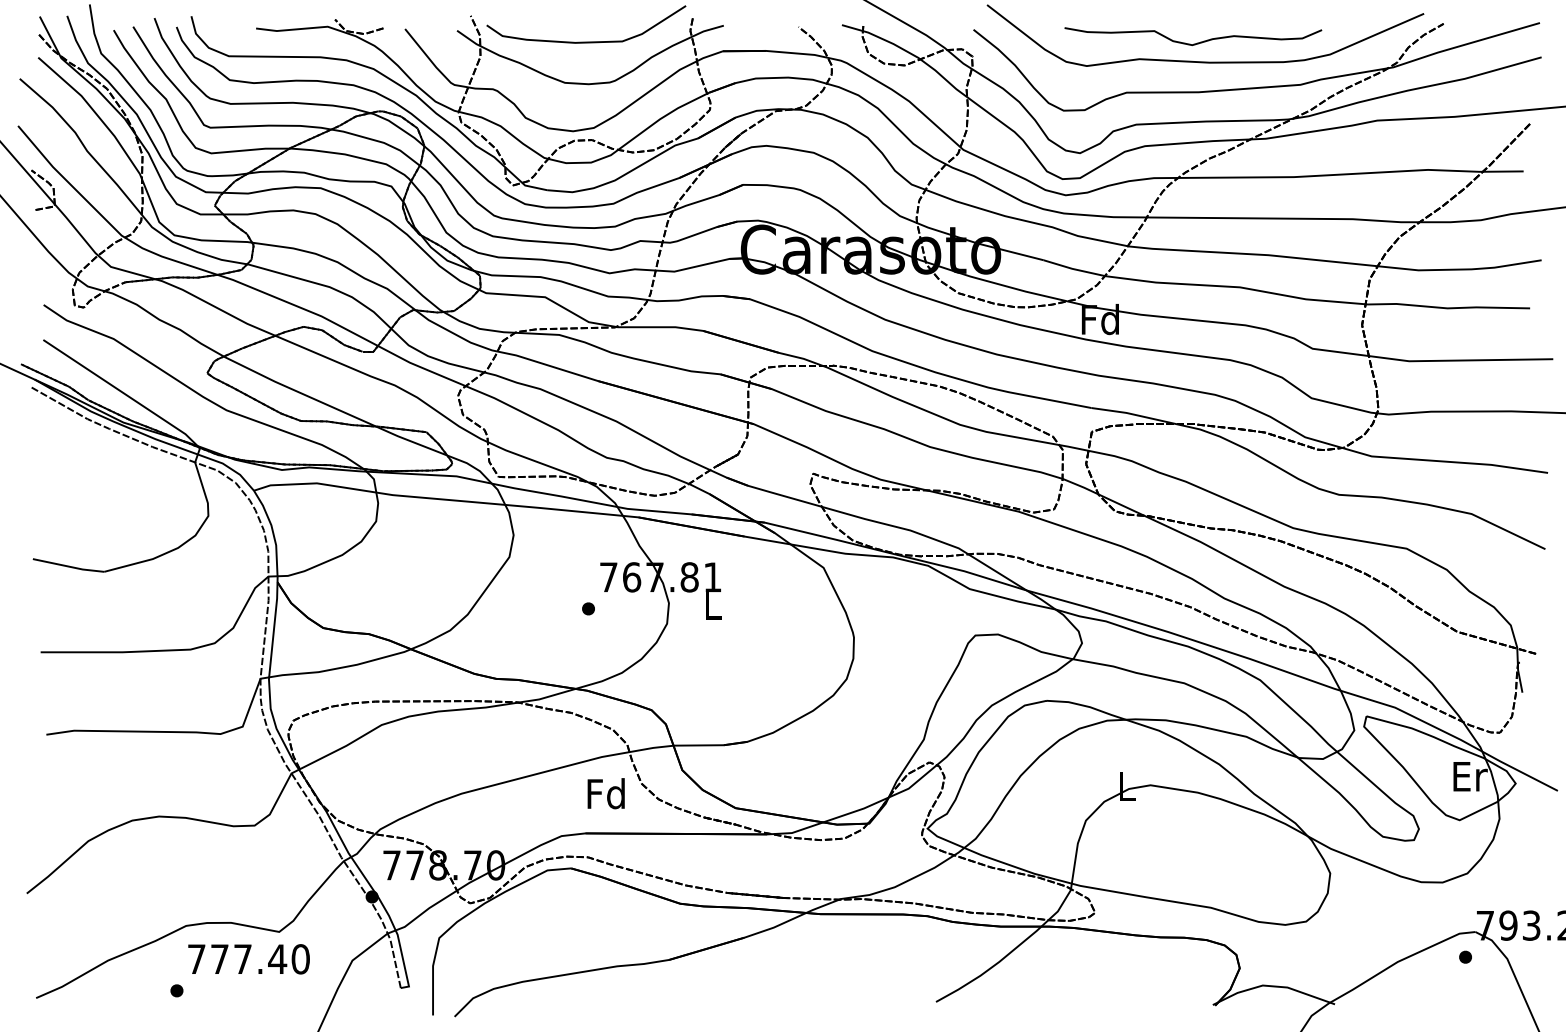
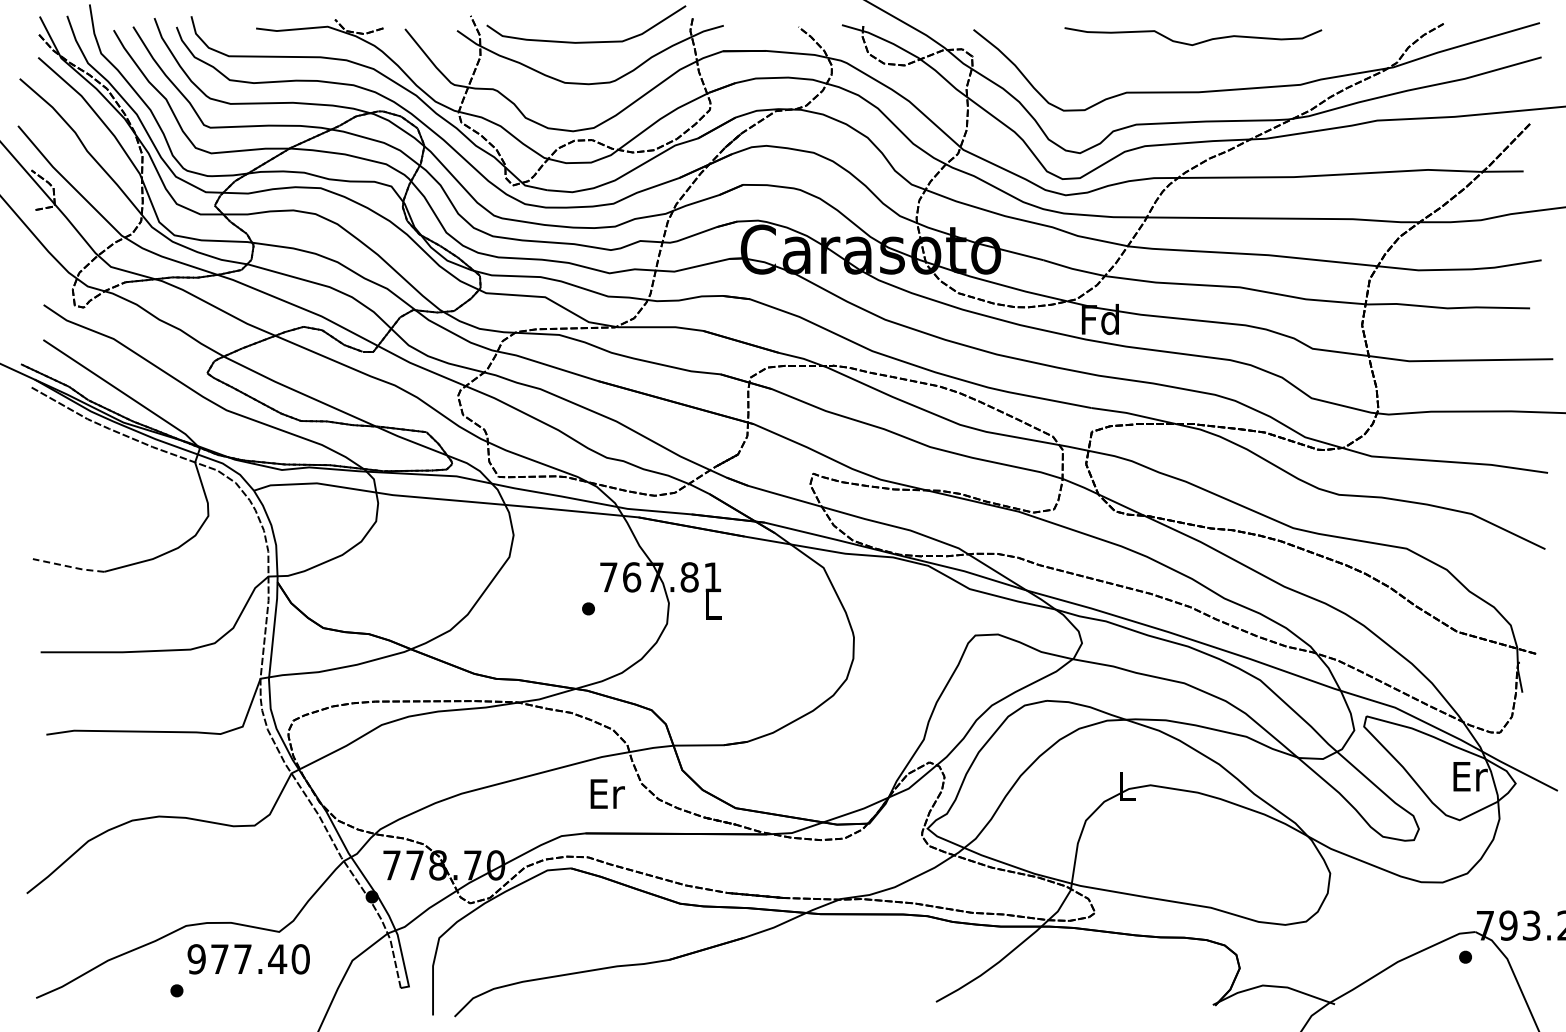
curve: present -> none (1205, 61)
line: solid -> dashed (69, 566)
text: Fd -> Er (605, 793)
text: 777.40 -> 977.40 (196, 959)
